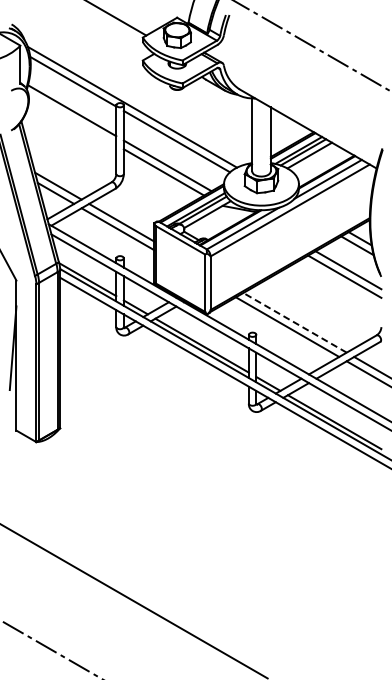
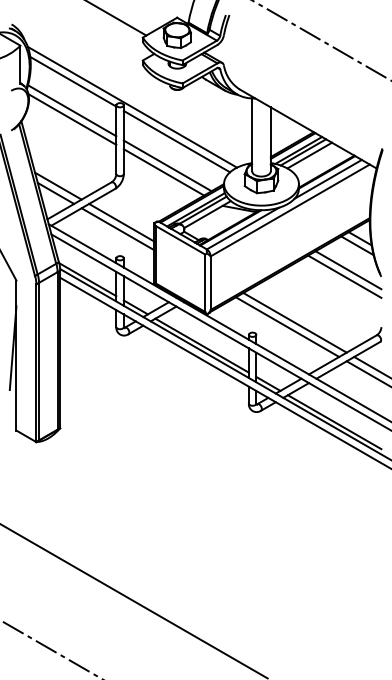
line position: (312, 46) -> (321, 40) (321, 40)
line: none -> present (72, 119)
line: dashed -> solid (295, 322)
